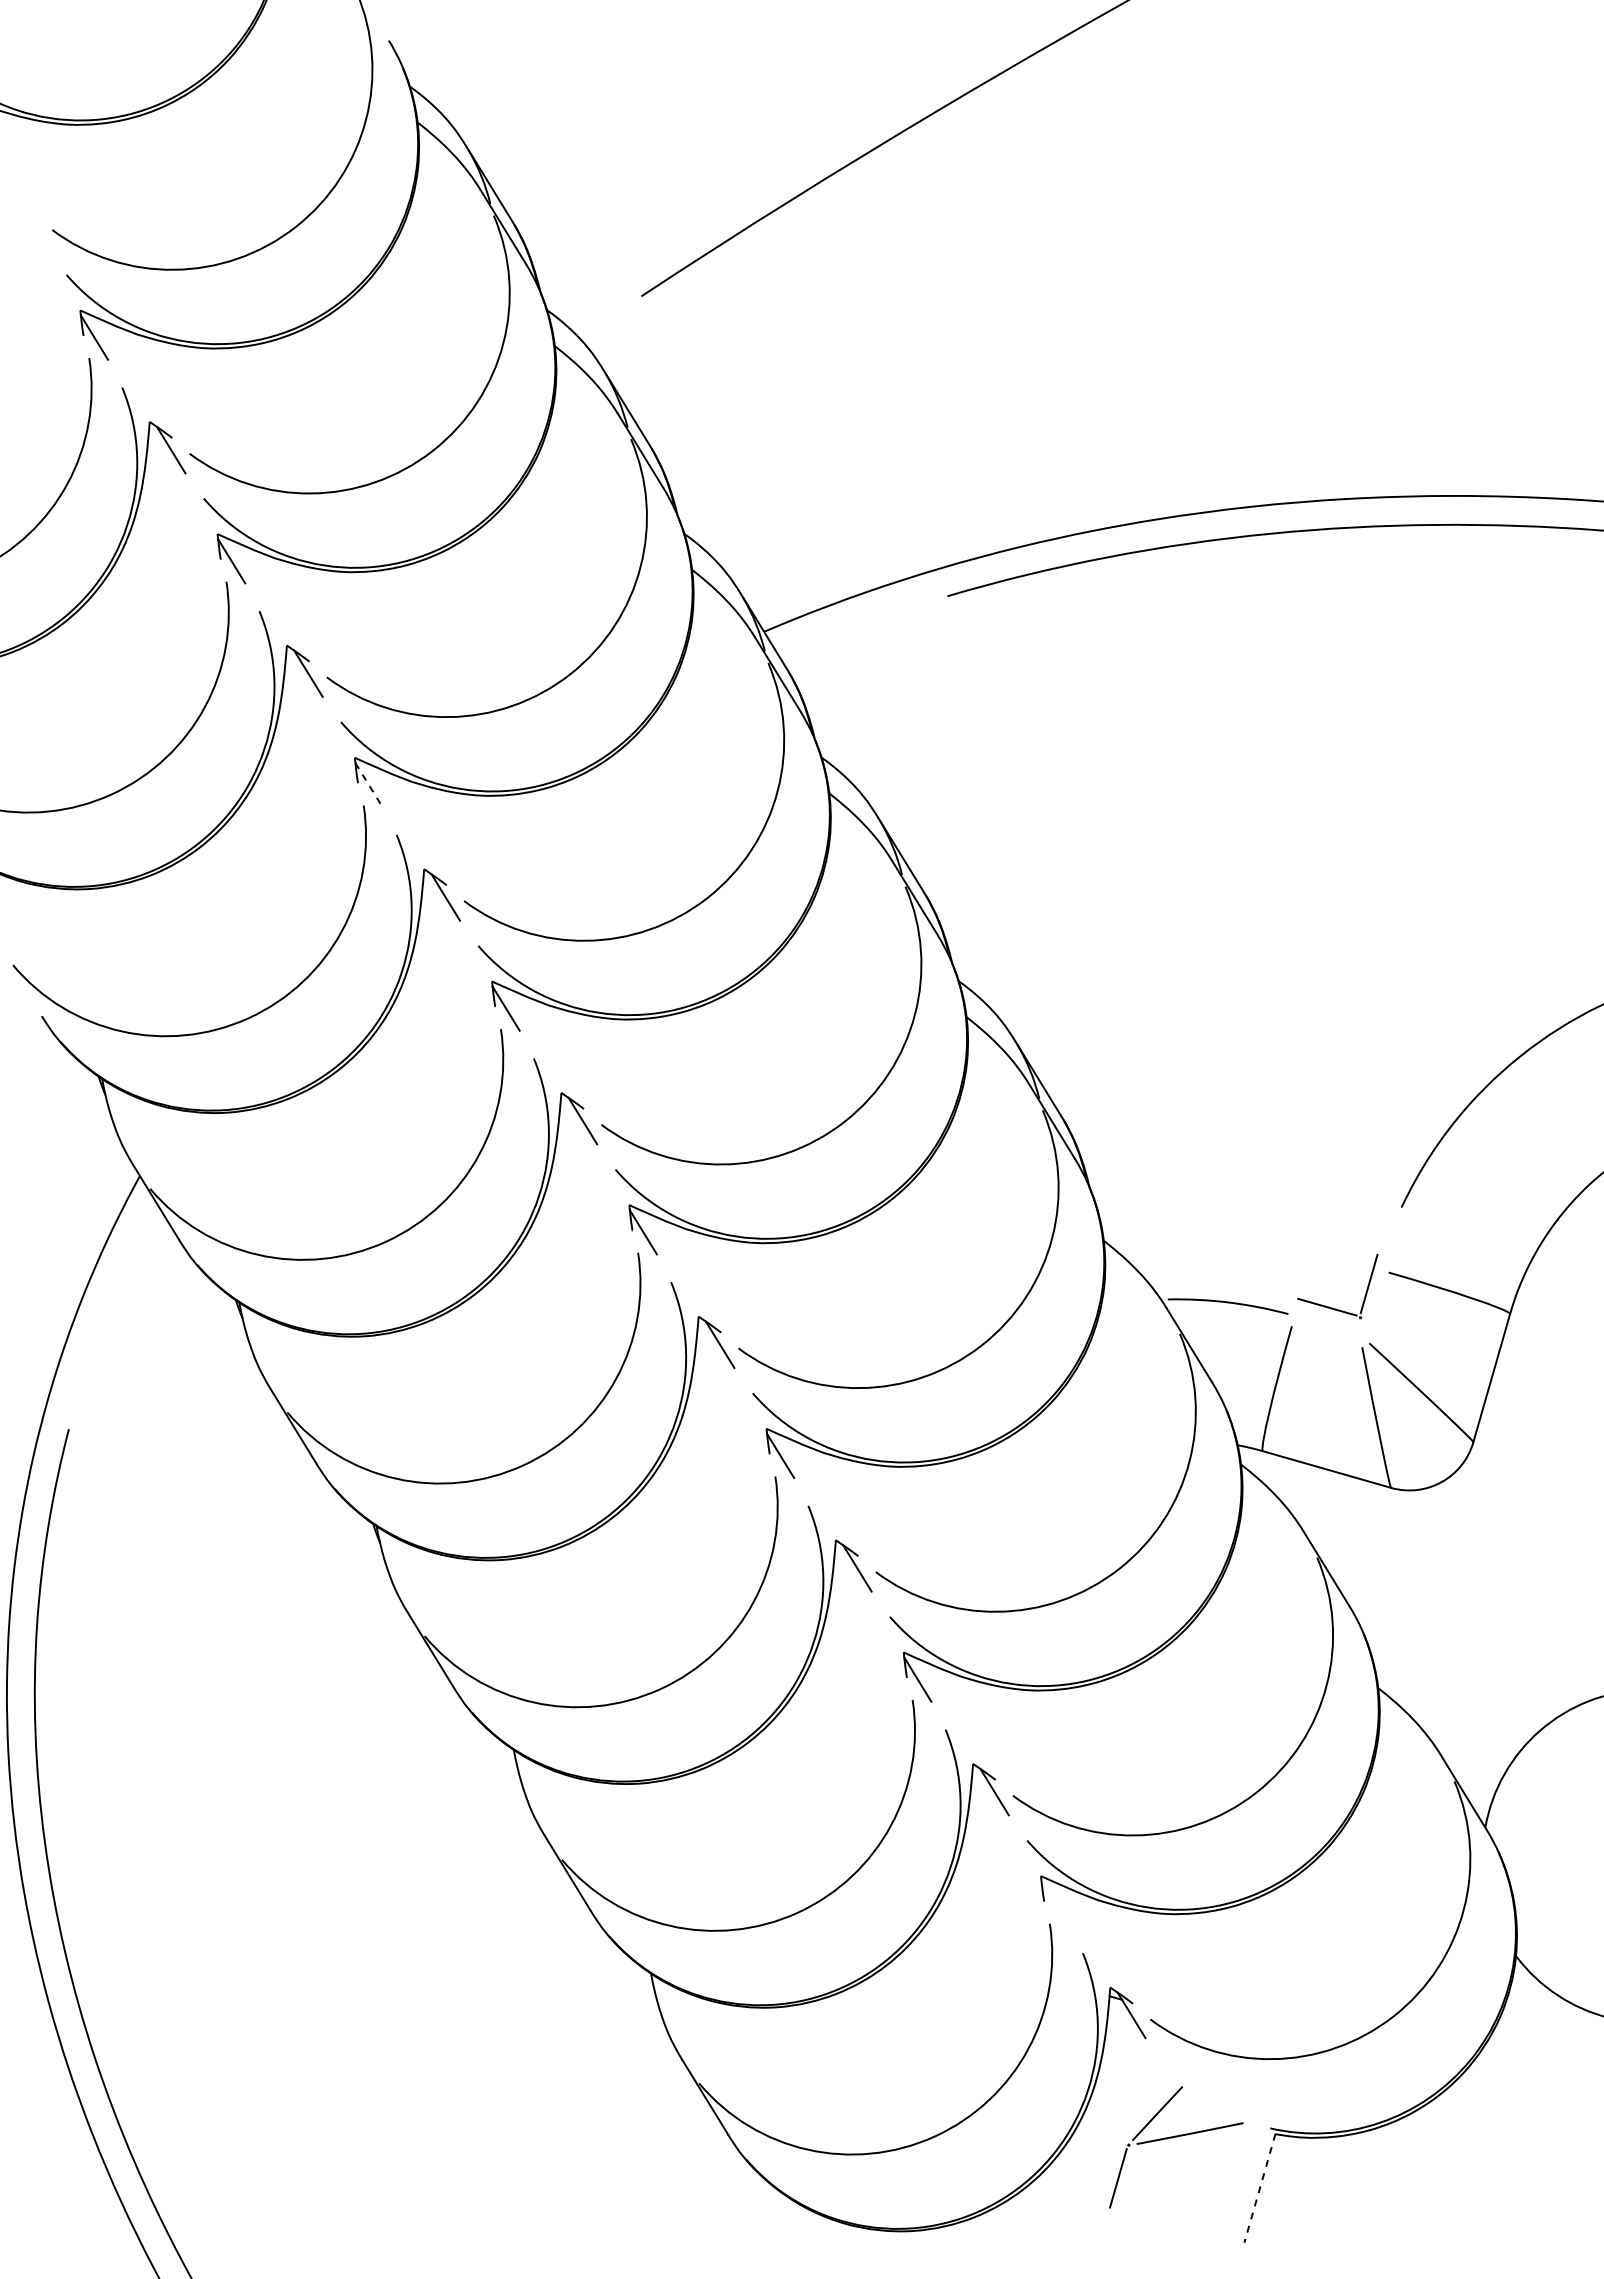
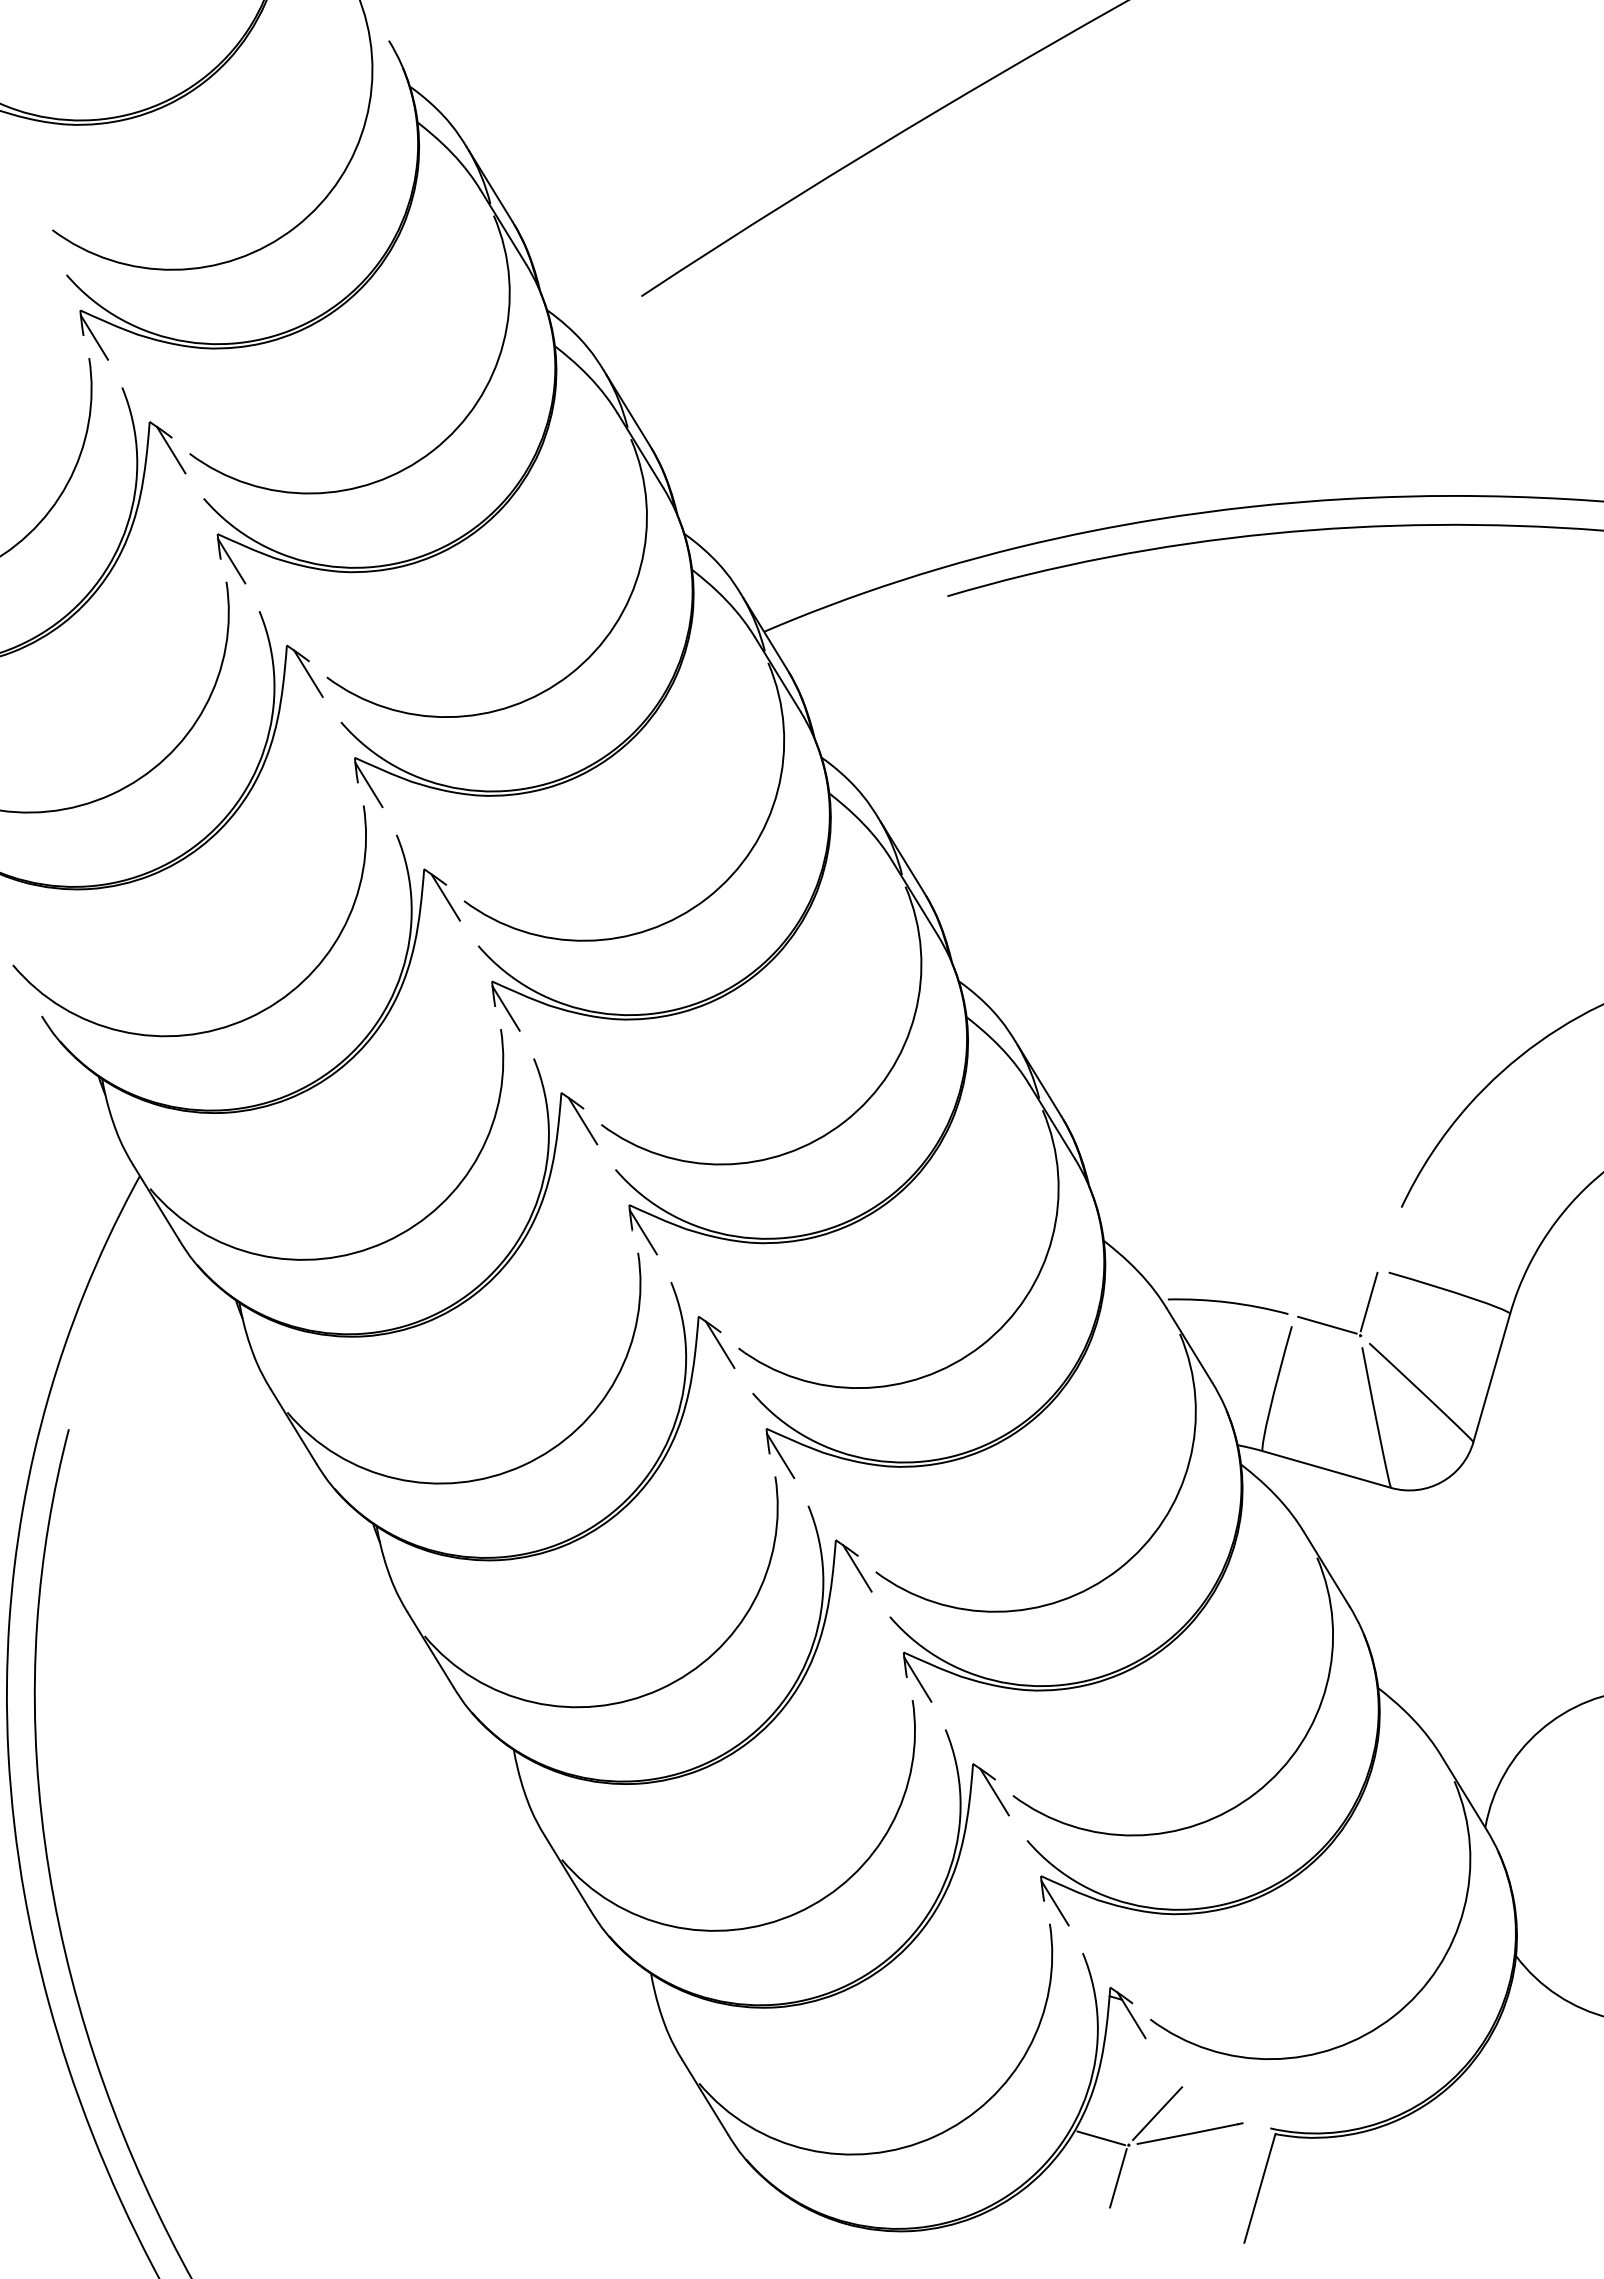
line: dashed -> solid (368, 785)
part position: (1329, 1306) -> (1329, 1324) (1329, 1324)
line: none -> present (1054, 1903)
line: none -> present (1101, 2138)
line: dashed -> solid (1259, 2188)
